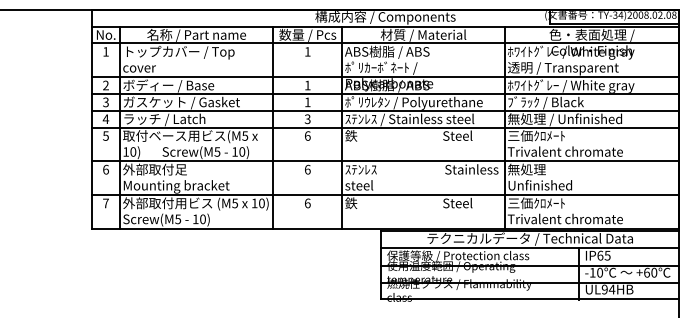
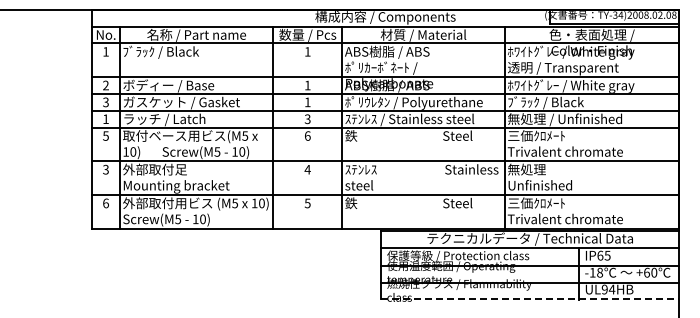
text: トップカバー / Top cover -> ﾌﾞﾗｯｸ / Black (178, 58)
text: 4 -> 1 (105, 118)
text: 6 -> 3 (105, 169)
text: 6 -> 4 (307, 169)
text: 7 -> 6 (105, 203)
text: 6 -> 5 (307, 203)
text: -10 -> -18 (600, 272)
line: solid -> dashed (530, 299)
